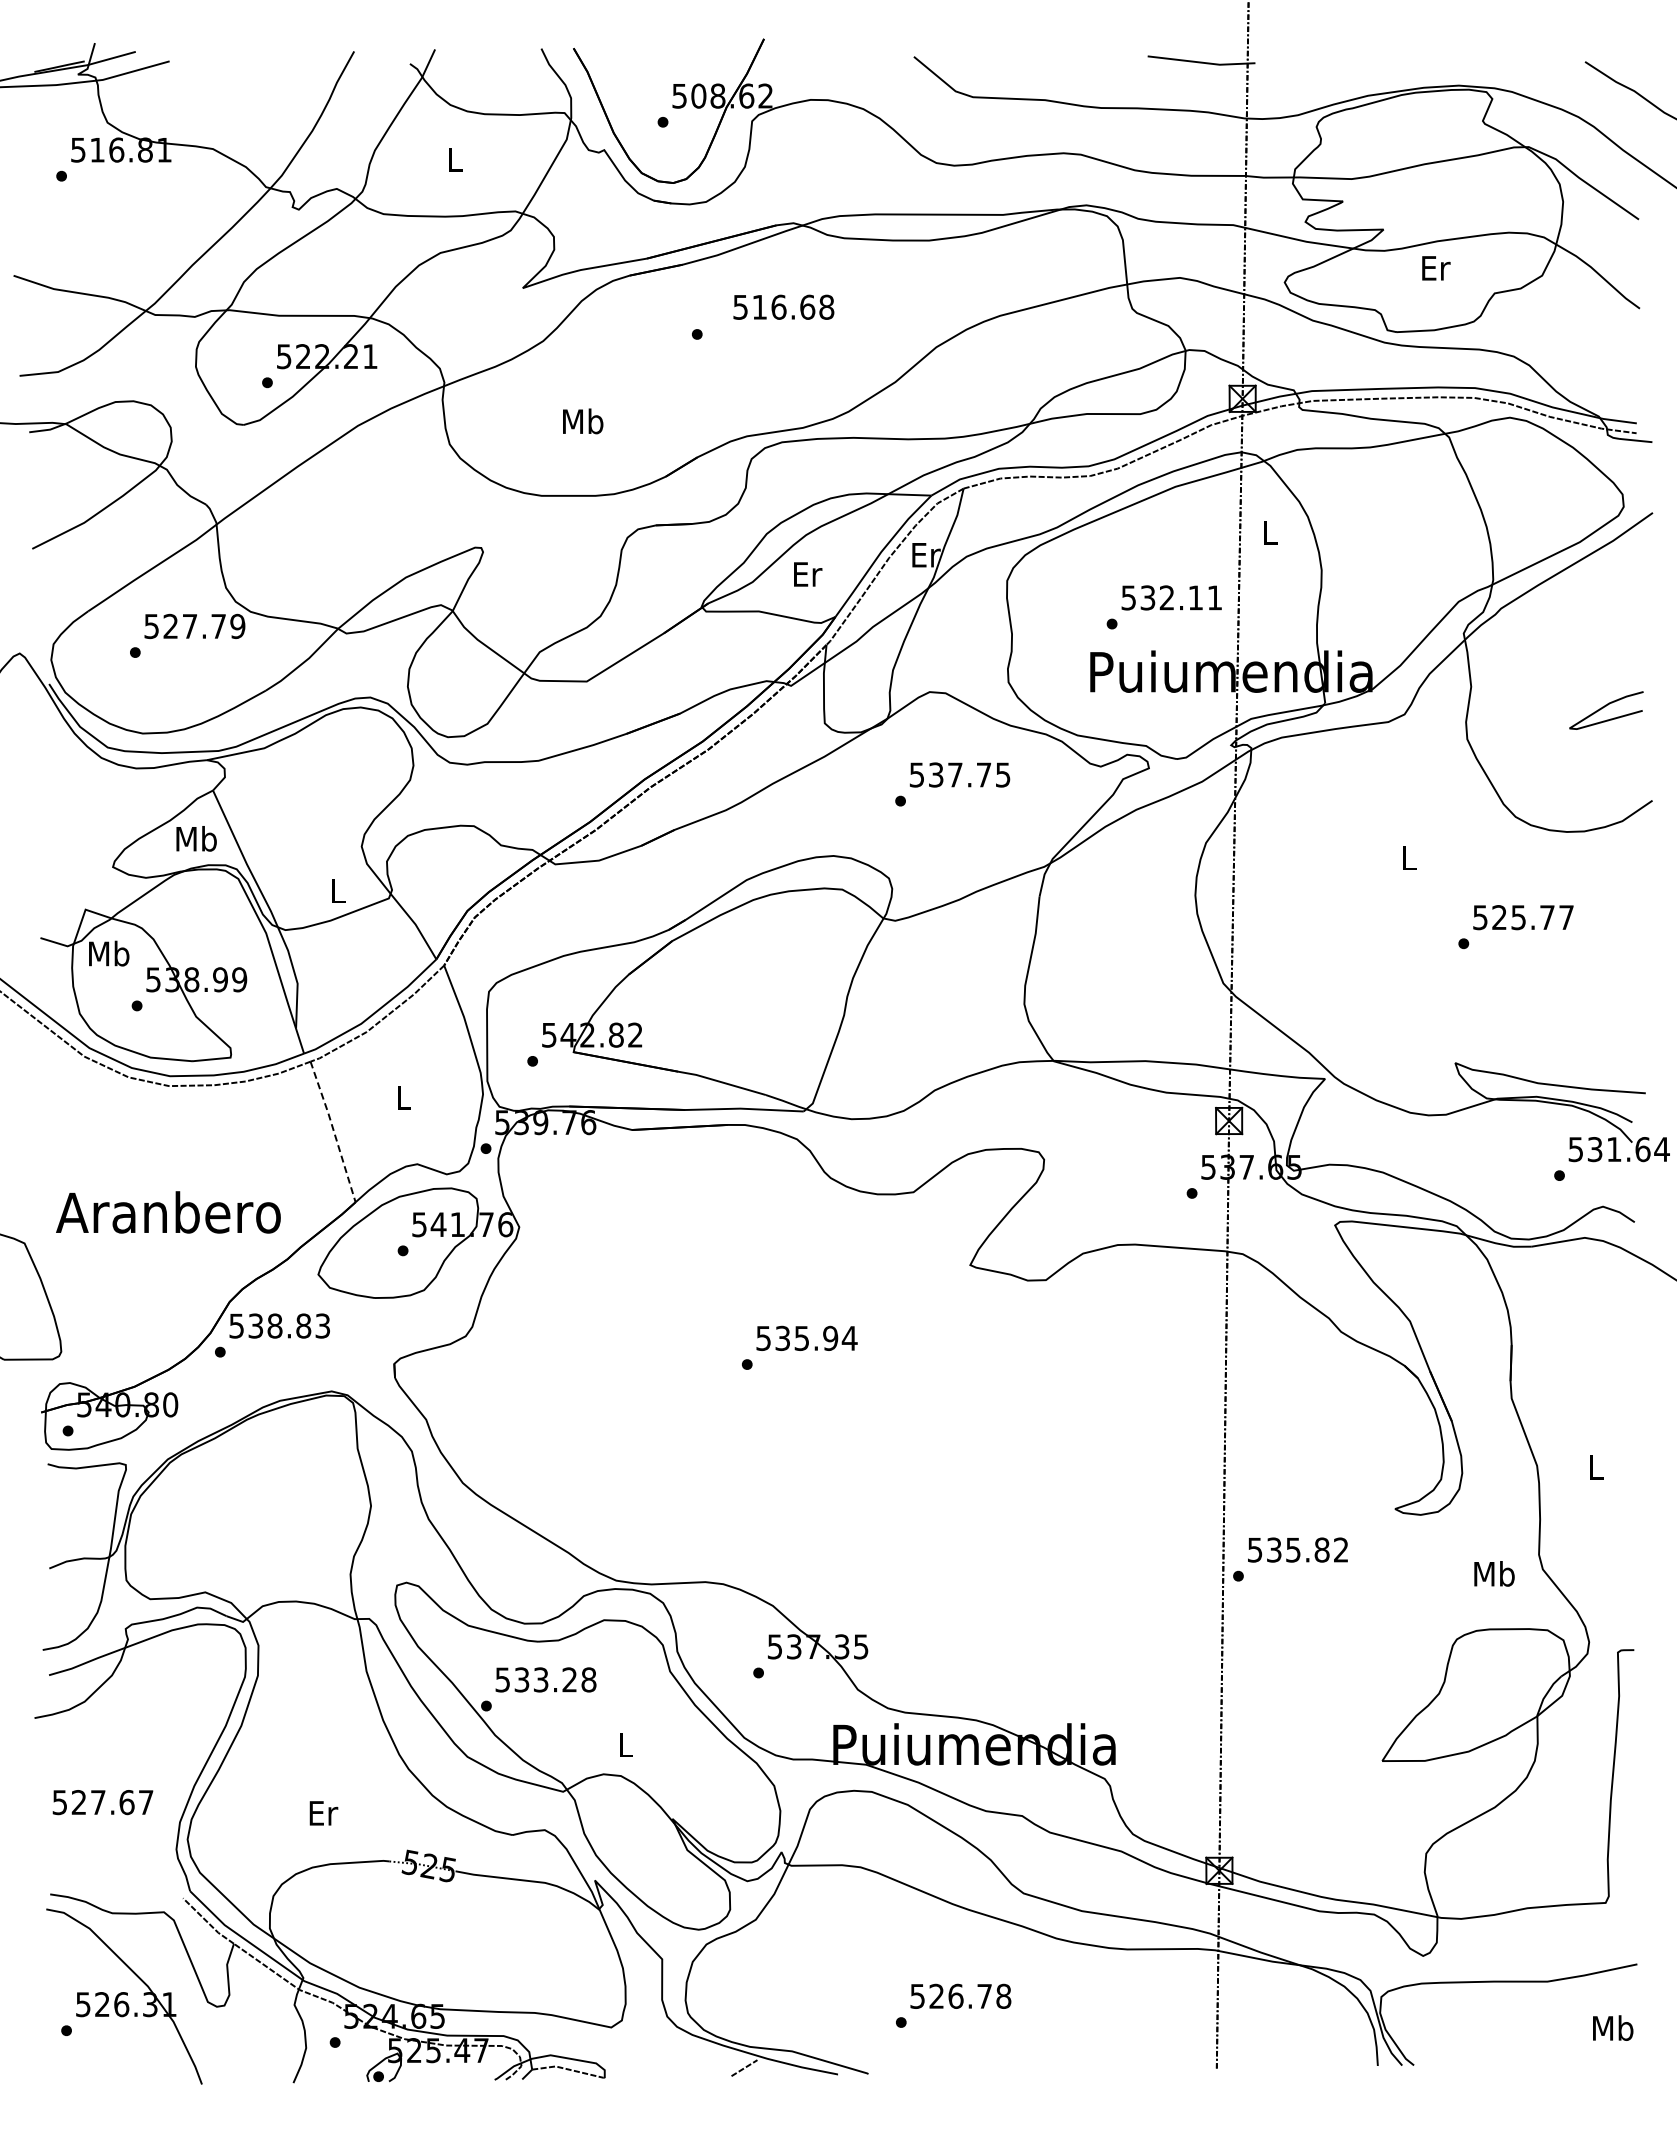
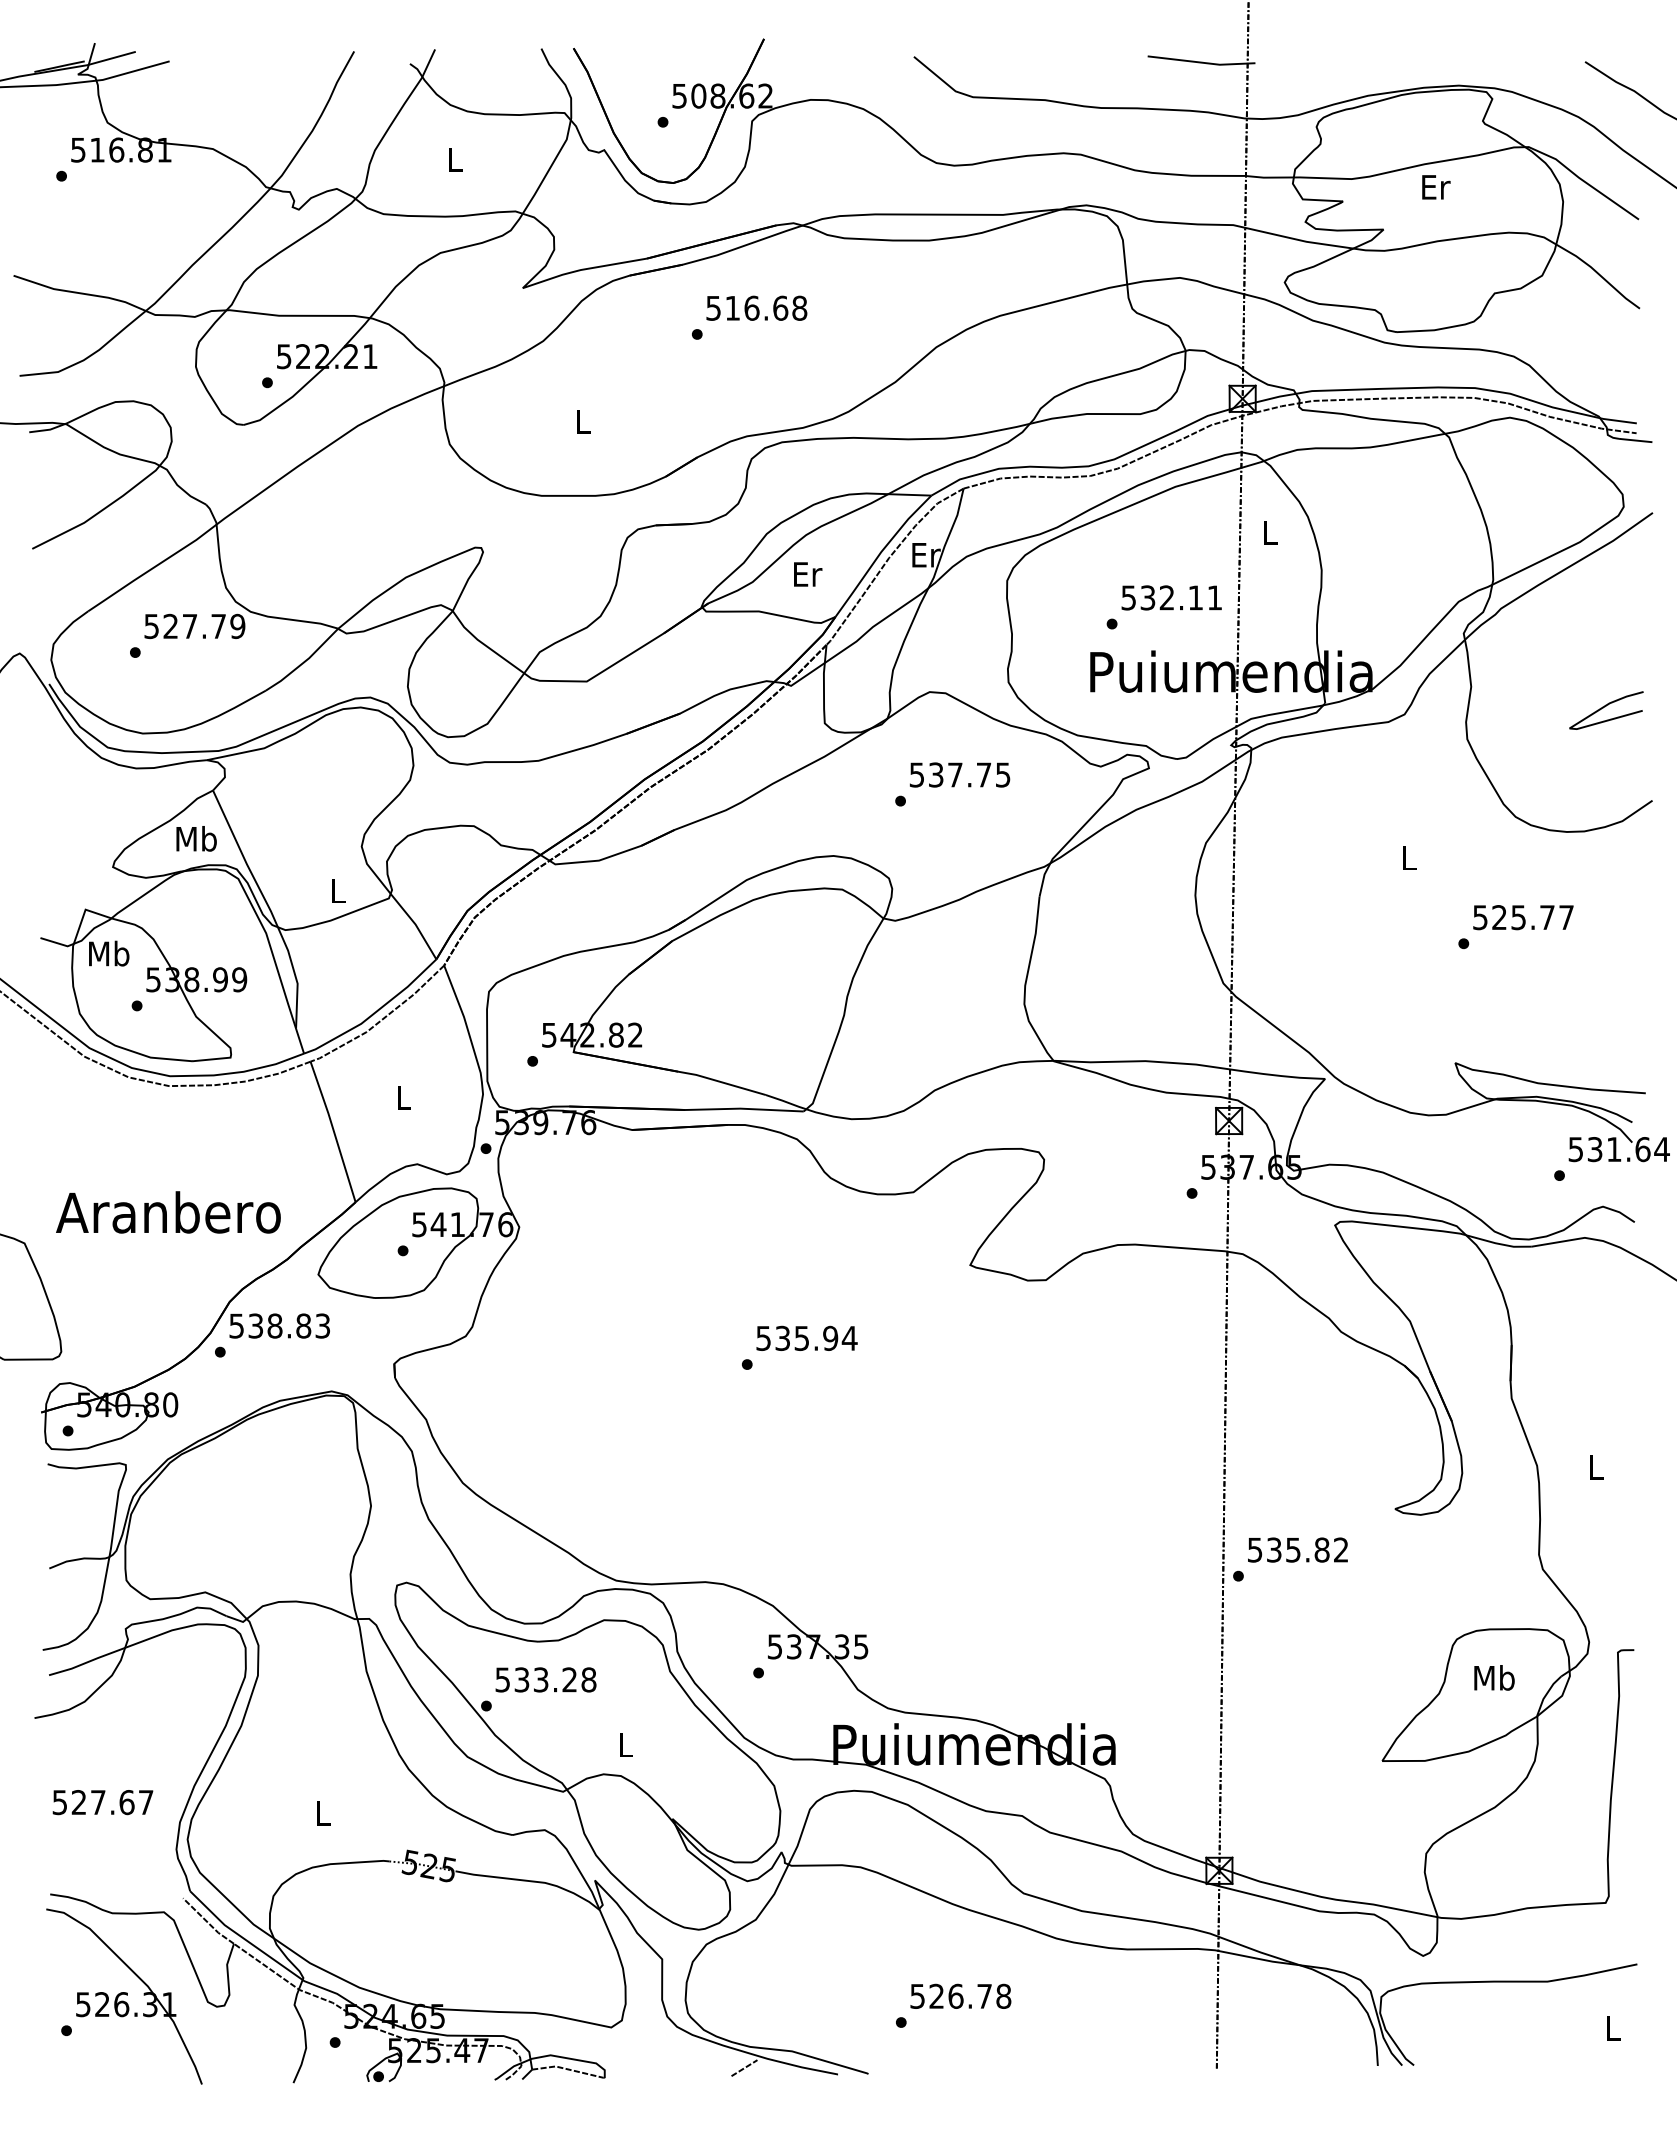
text position: (1436, 268) -> (1436, 187) (1436, 187)
text position: (783, 306) -> (756, 307) (756, 307)
text: Mb -> L (583, 421)
line: dashed -> solid (334, 1131)
text position: (1494, 1573) -> (1494, 1677) (1494, 1677)
text: Er -> L (323, 1813)
text: Mb -> L (1613, 2027)
